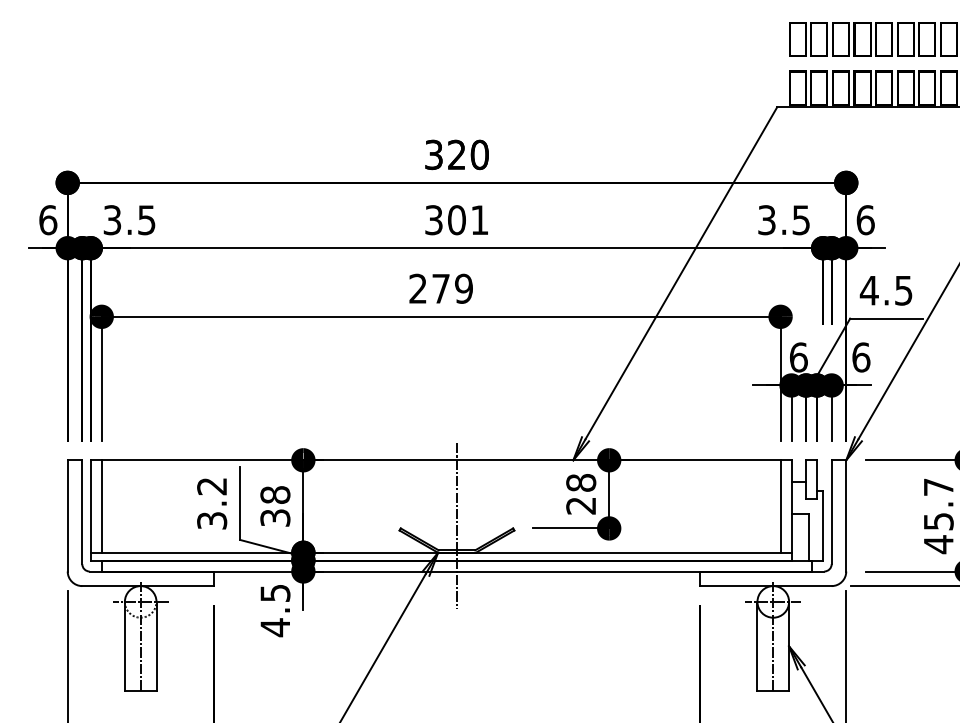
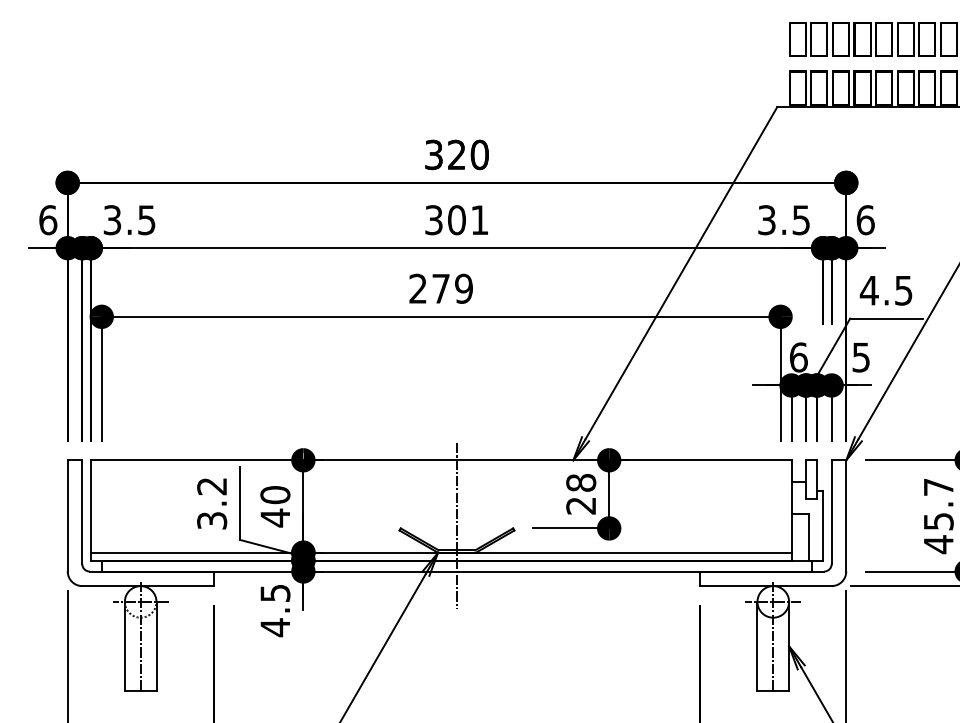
text: 6 -> 5 (861, 357)
line: present -> none (101, 506)
text: 38 -> 40 (275, 506)
line: present -> none (780, 506)
